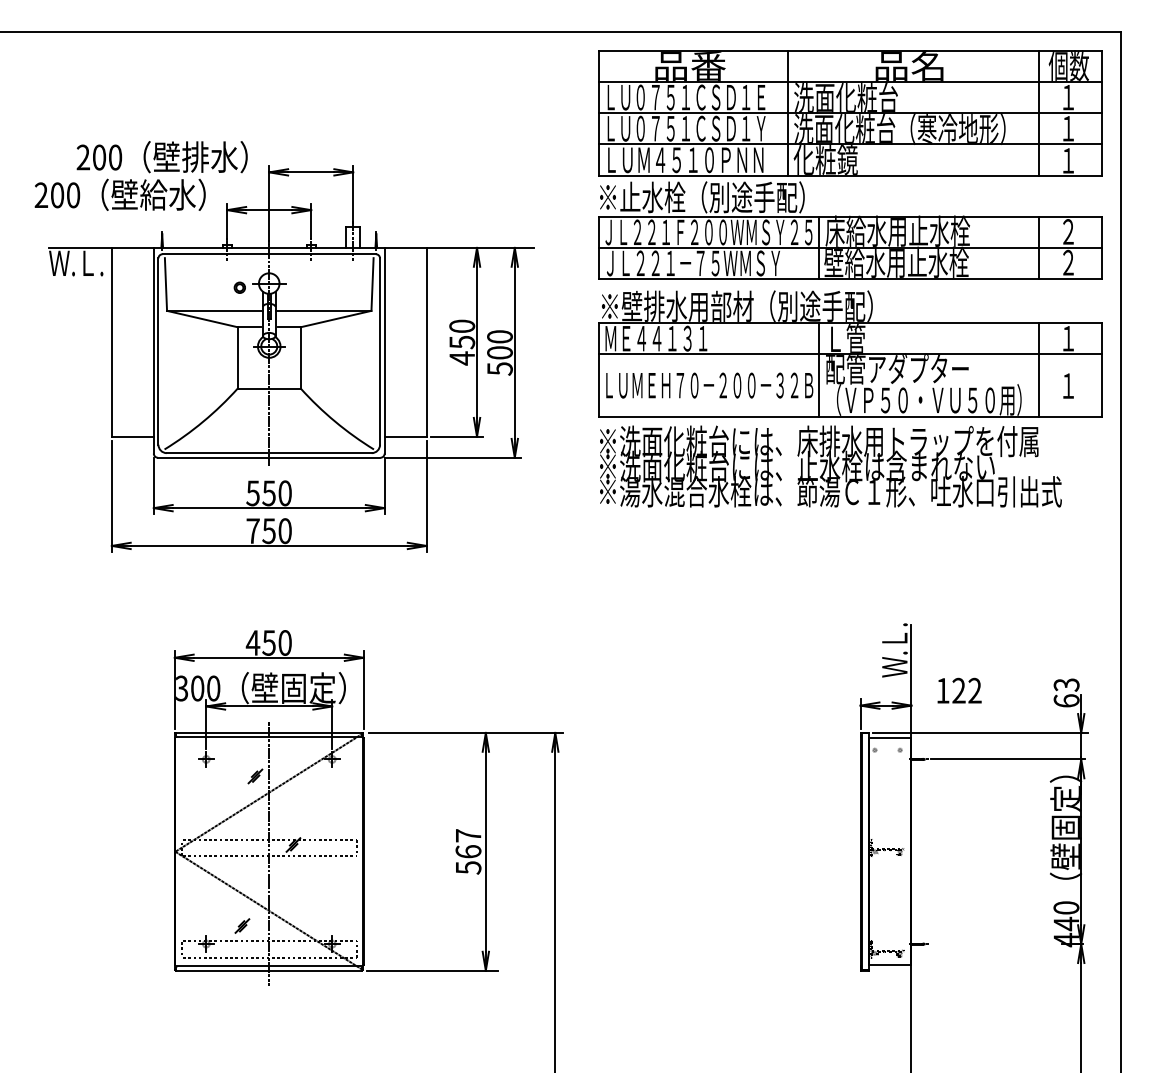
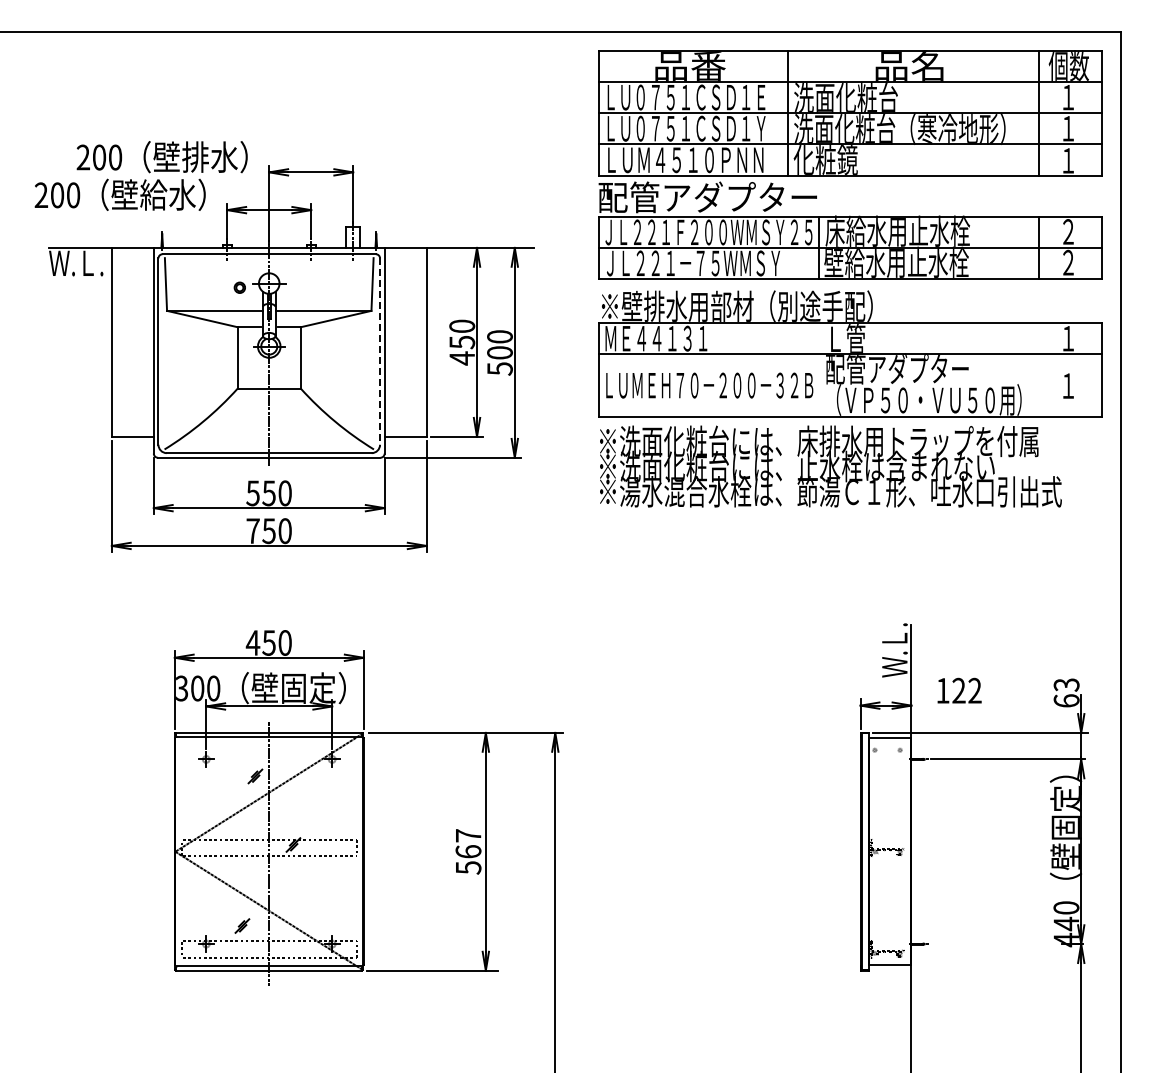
text: ※止水栓（別途手配） -> 配管アダプター (707, 197)
line: solid -> dashed (380, 352)
line: present -> none (819, 369)
line: present -> none (1039, 369)
